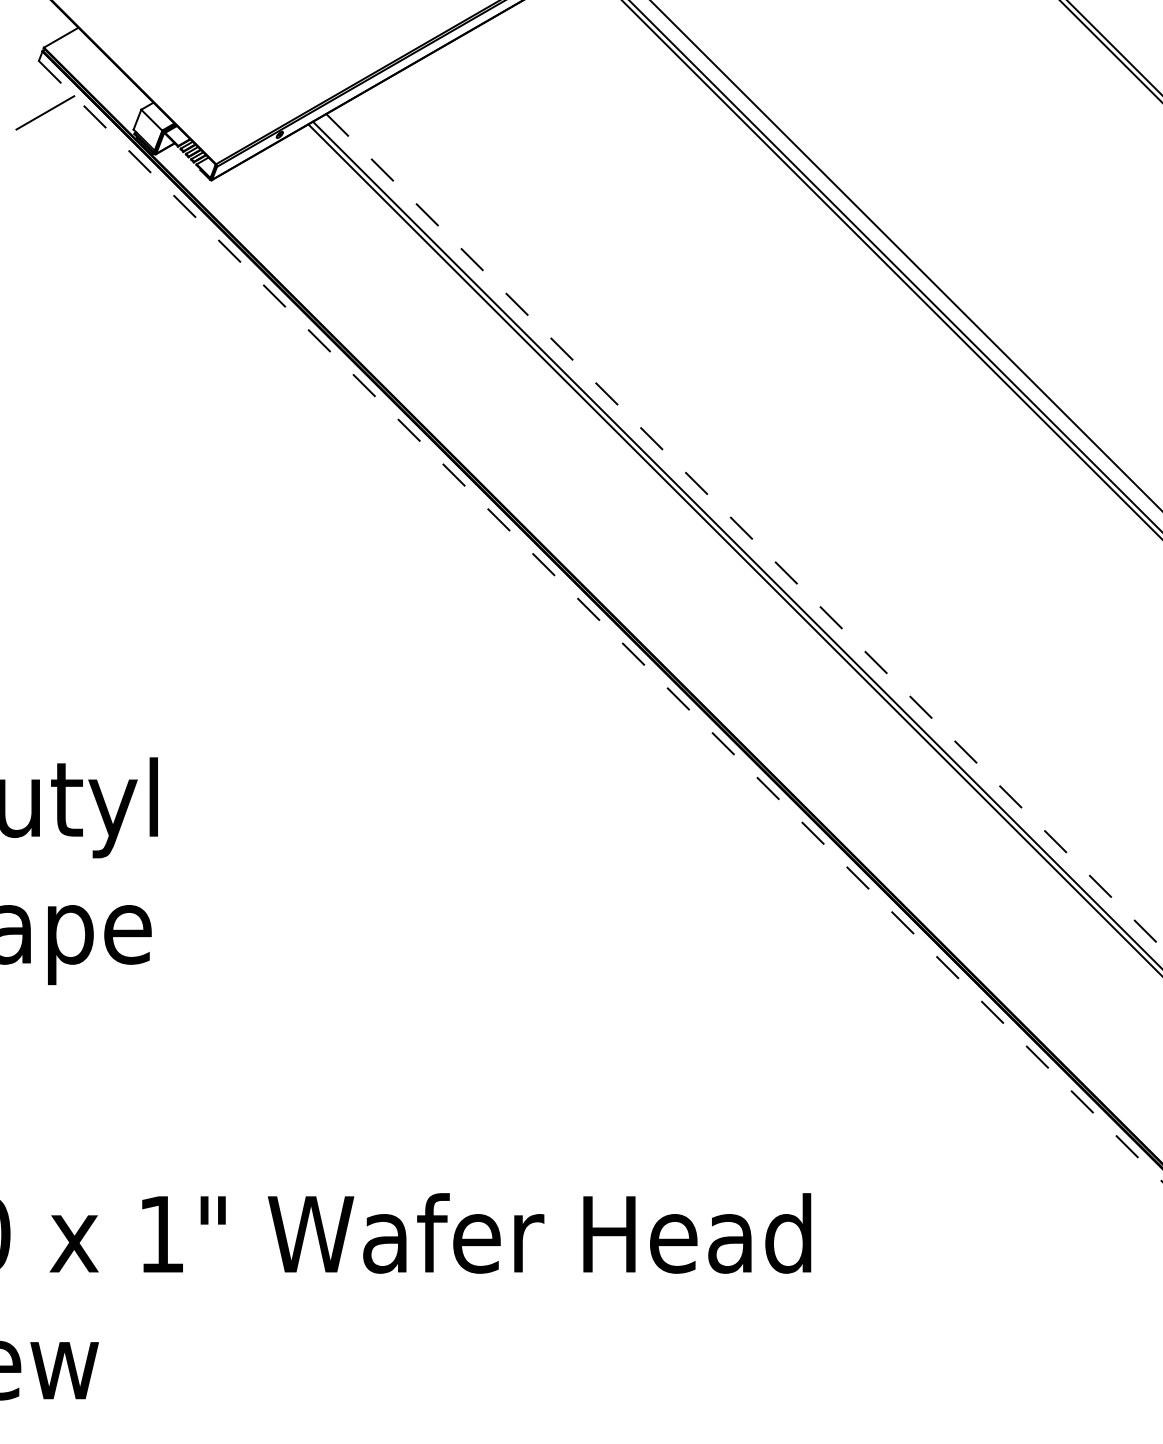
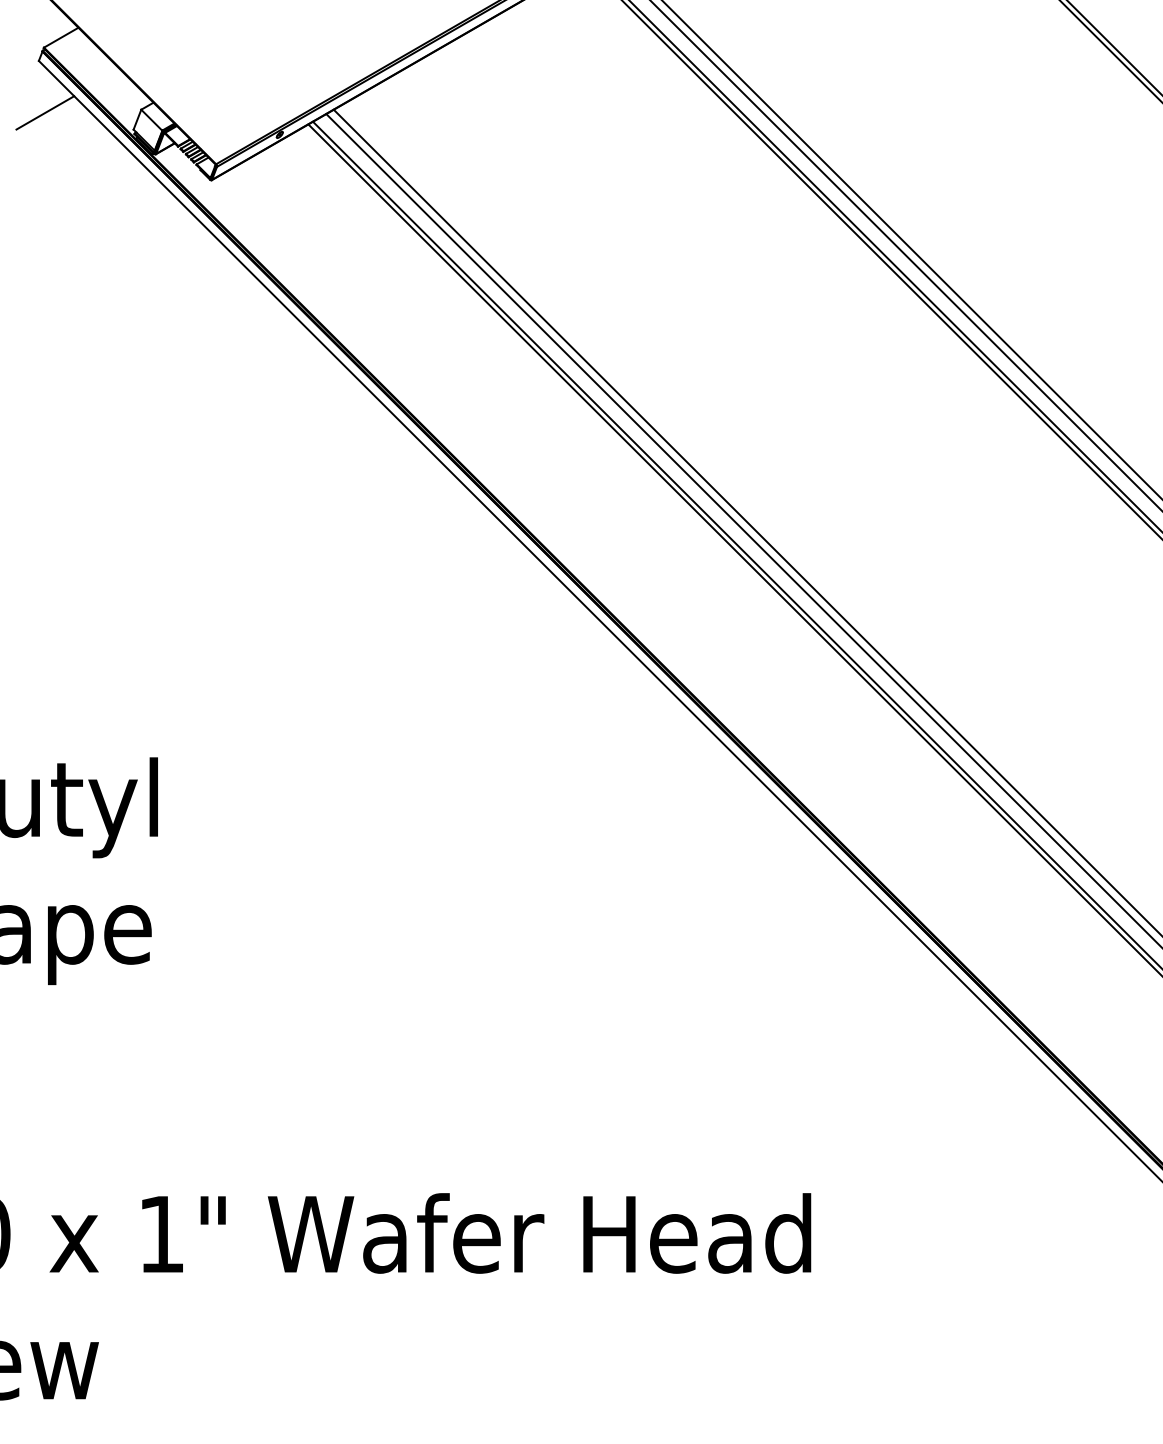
line: none -> present (911, 249)
line: none -> present (746, 521)
line: dashed -> solid (744, 531)
line: dashed -> solid (600, 621)
